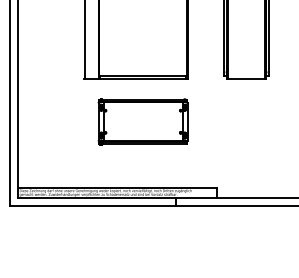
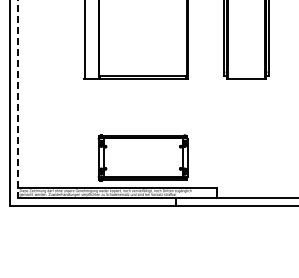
line: solid -> dashed (17, 99)
part position: (142, 121) -> (142, 157) (142, 157)
